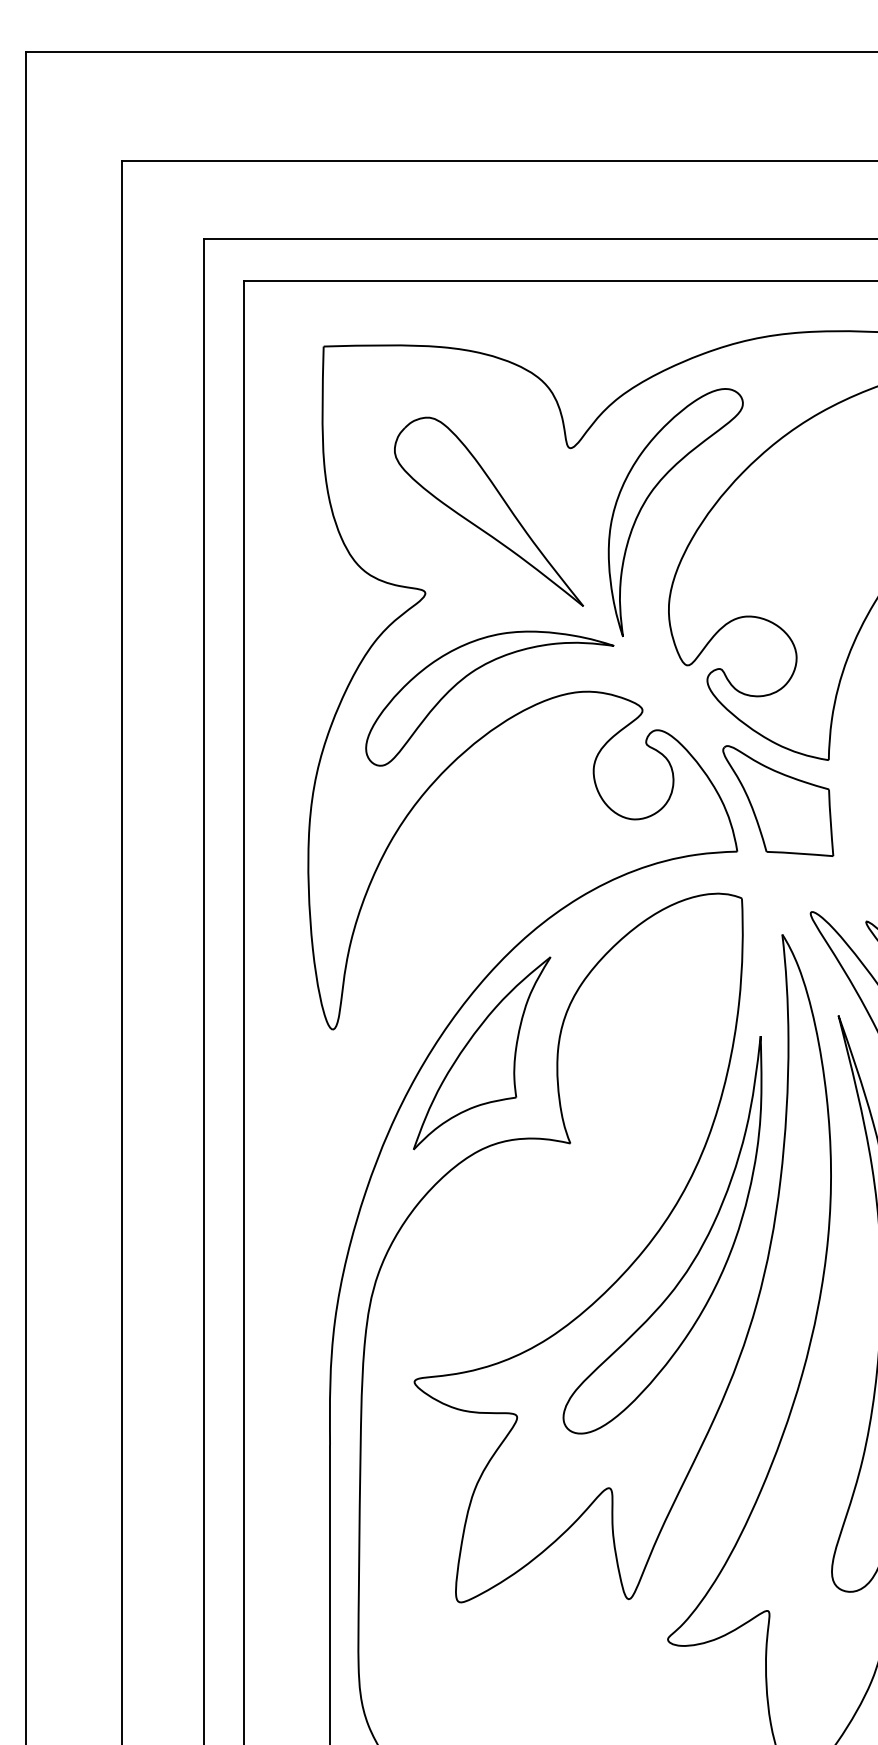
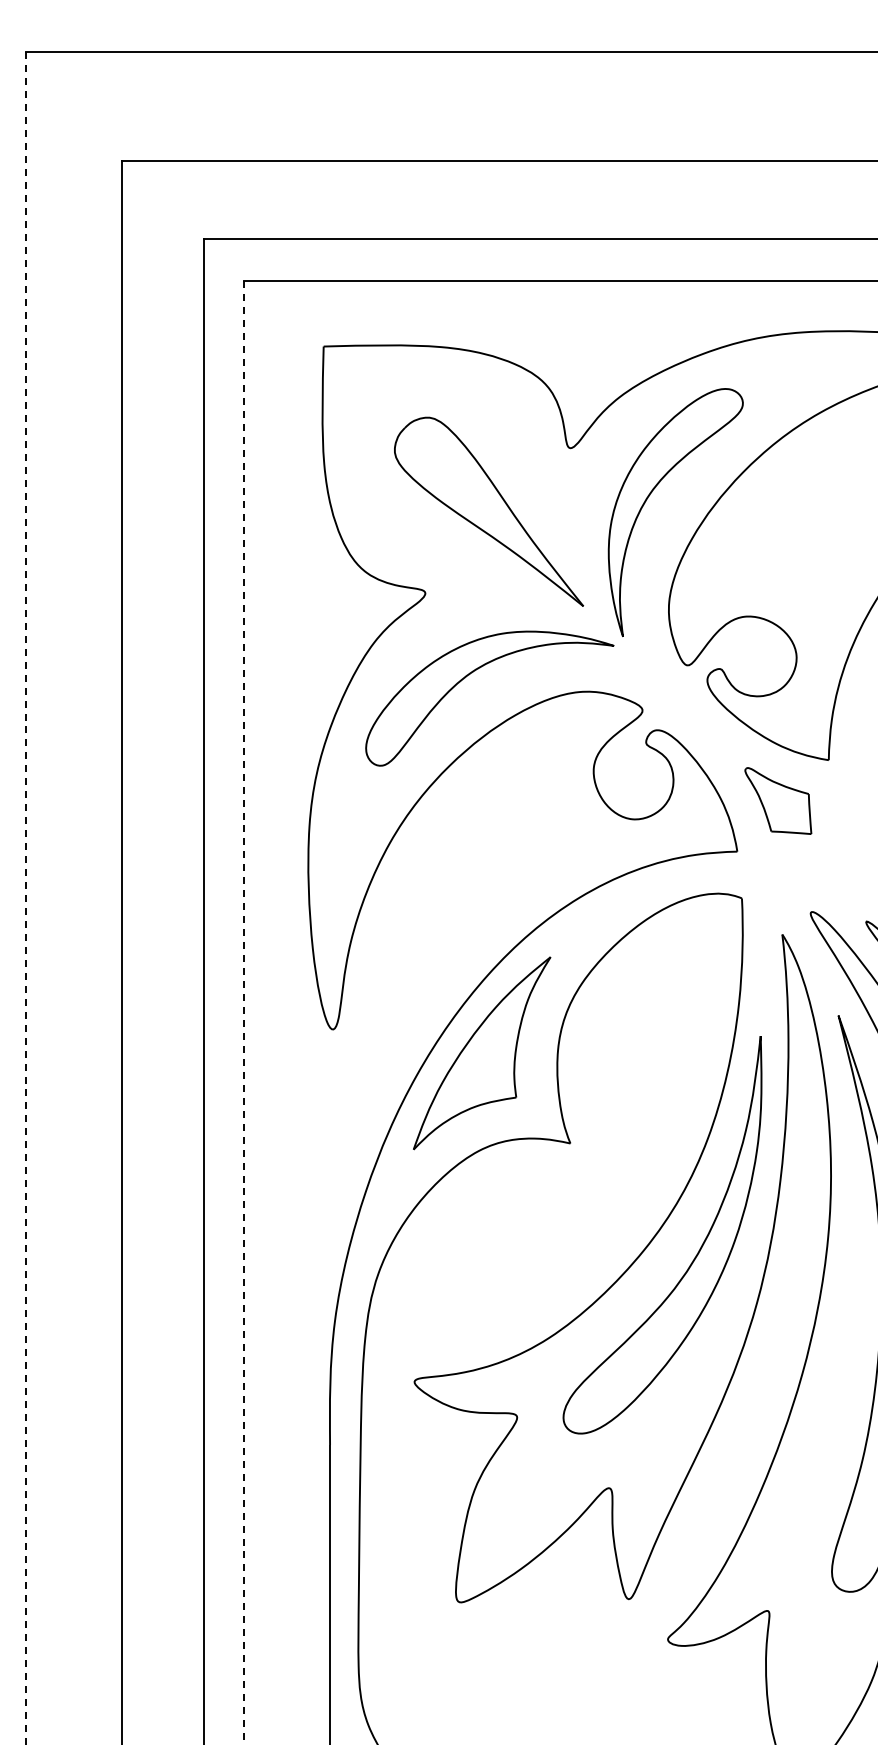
part size: 113x112 px -> 69x68 px (778, 800)
line: solid -> dashed (26, 898)
line: solid -> dashed (243, 1013)
